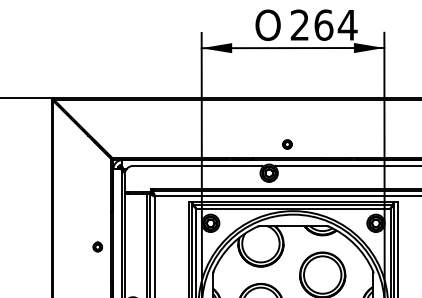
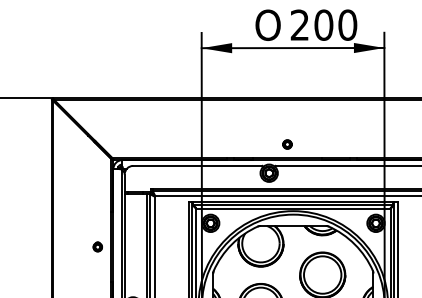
text: 264 -> 200 (335, 24)
